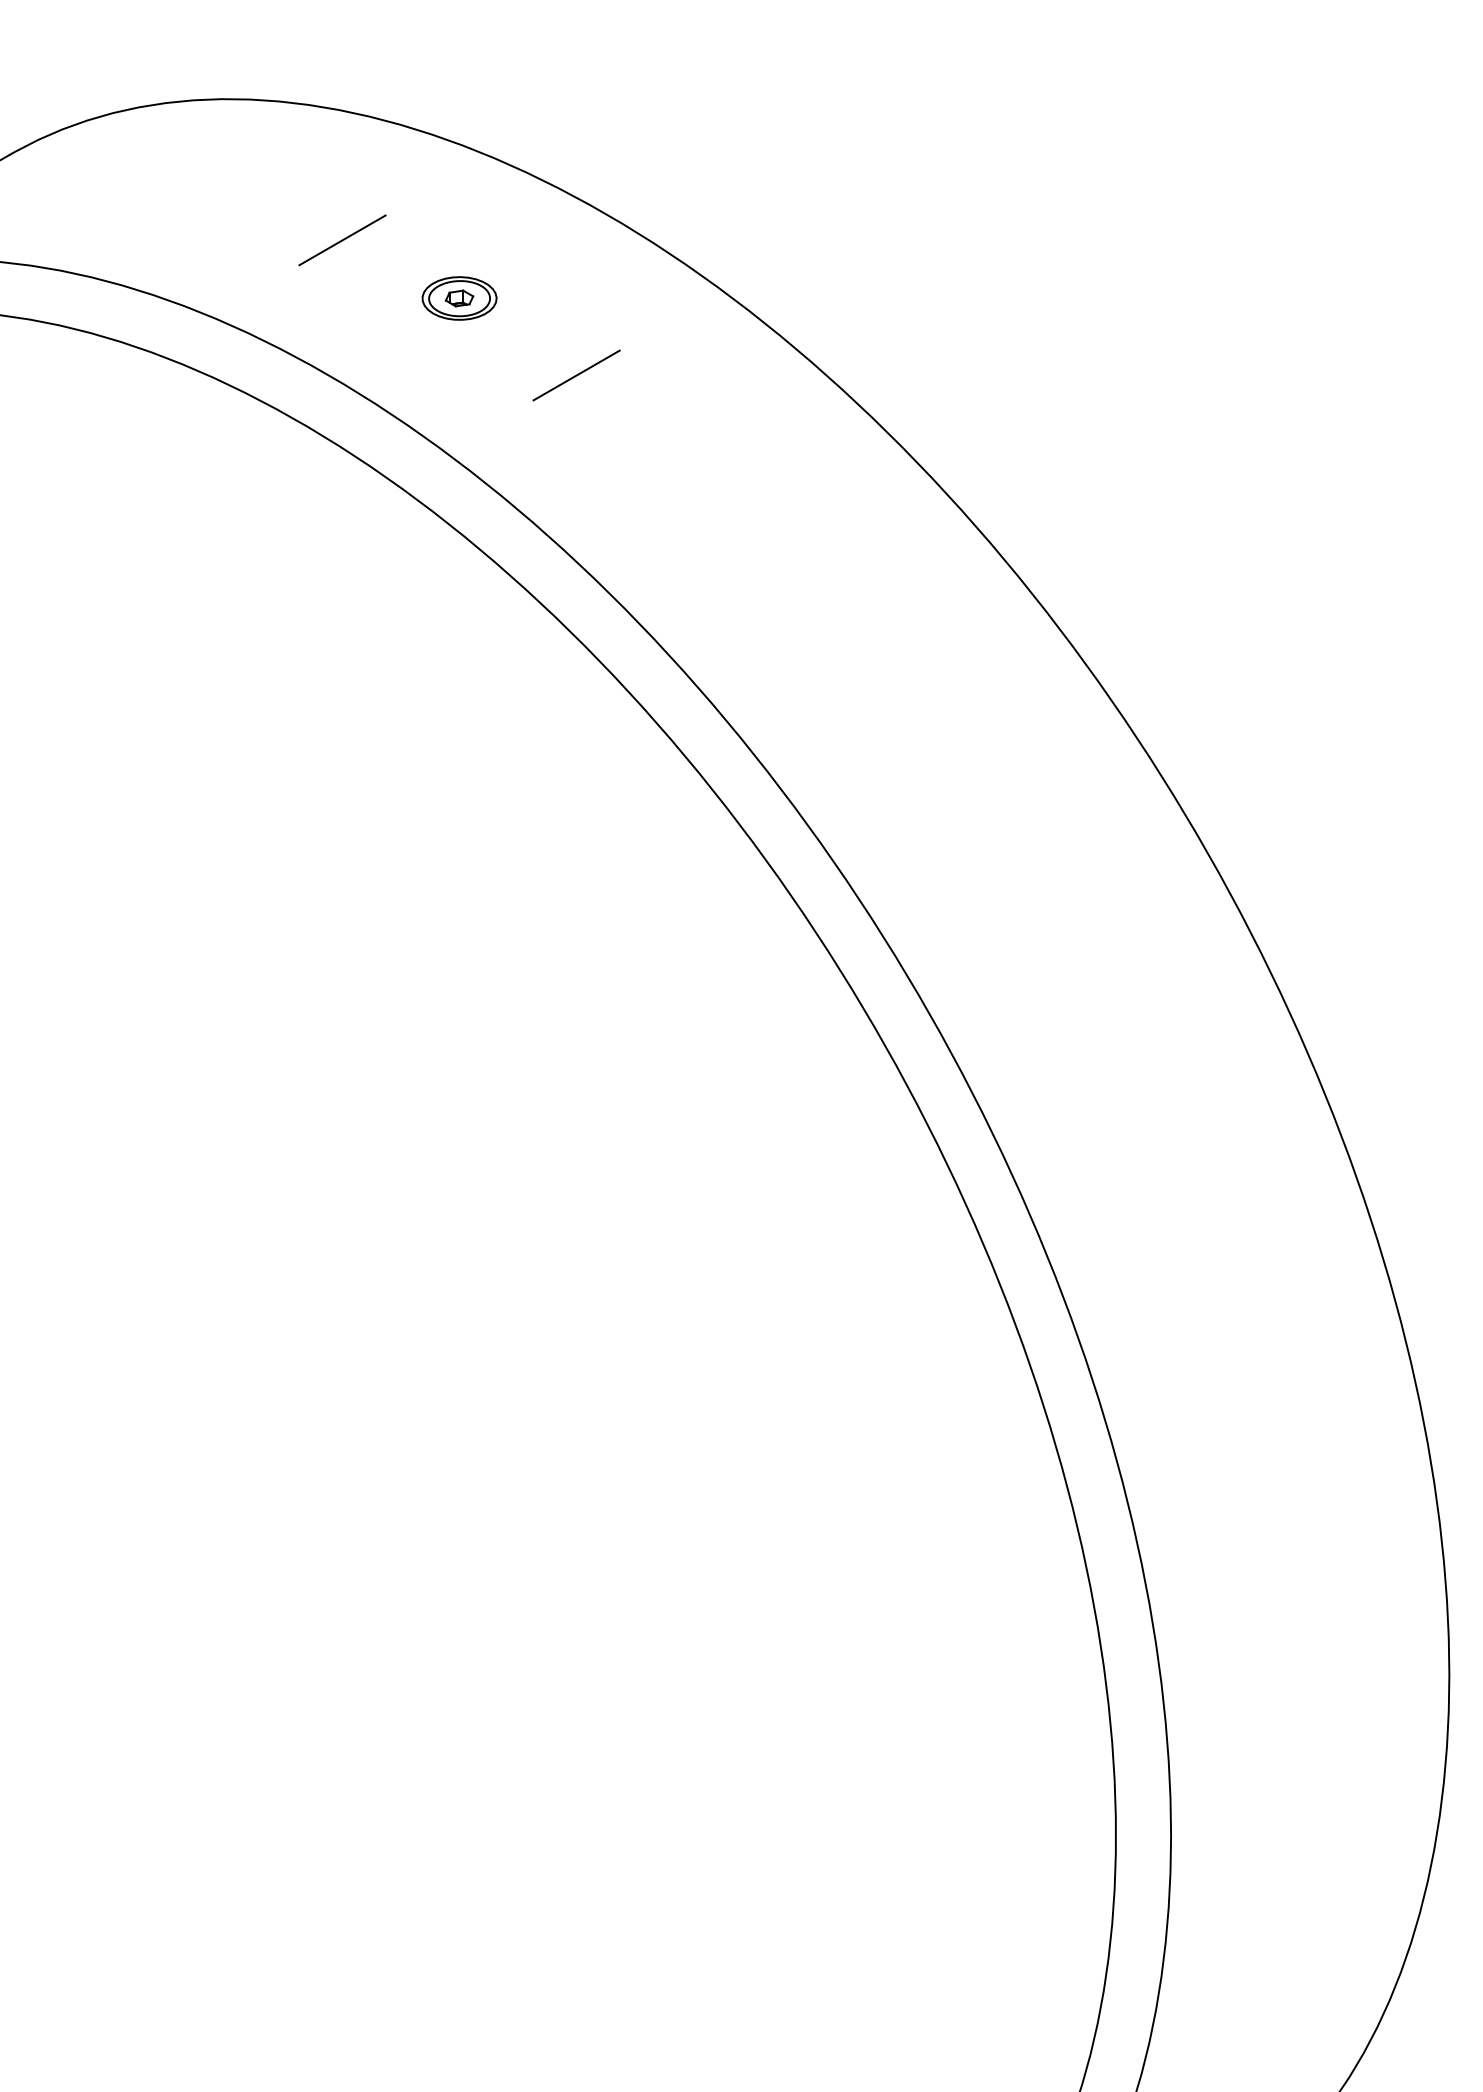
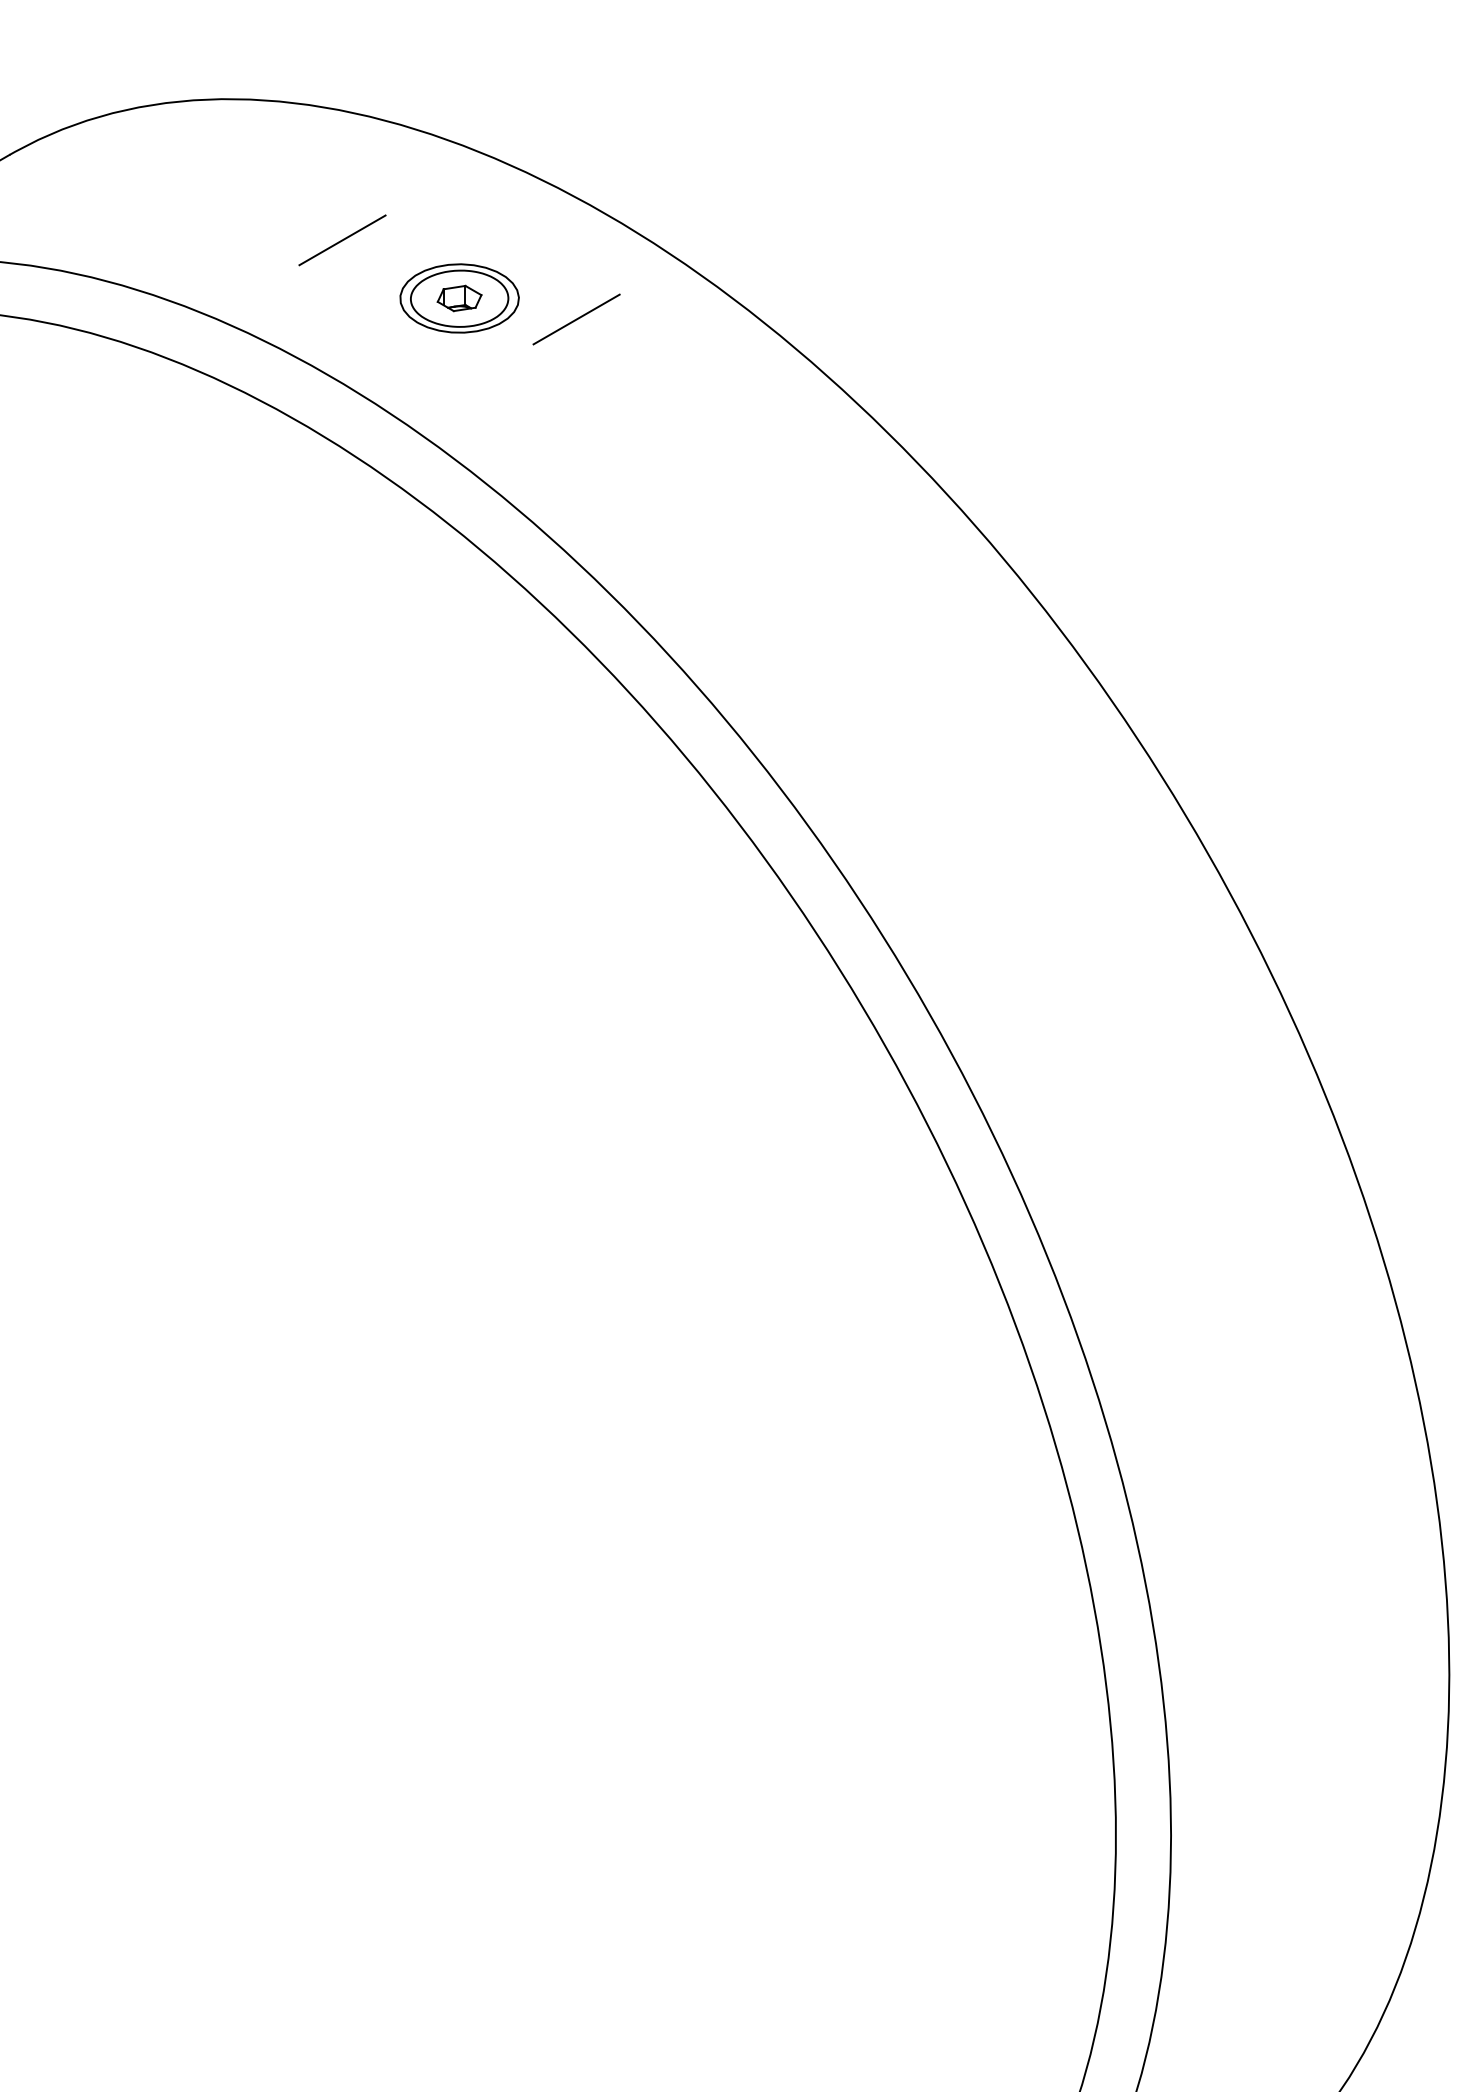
part size: 77x45 px -> 121x71 px (459, 298)
line position: (576, 375) -> (576, 319) (576, 319)
